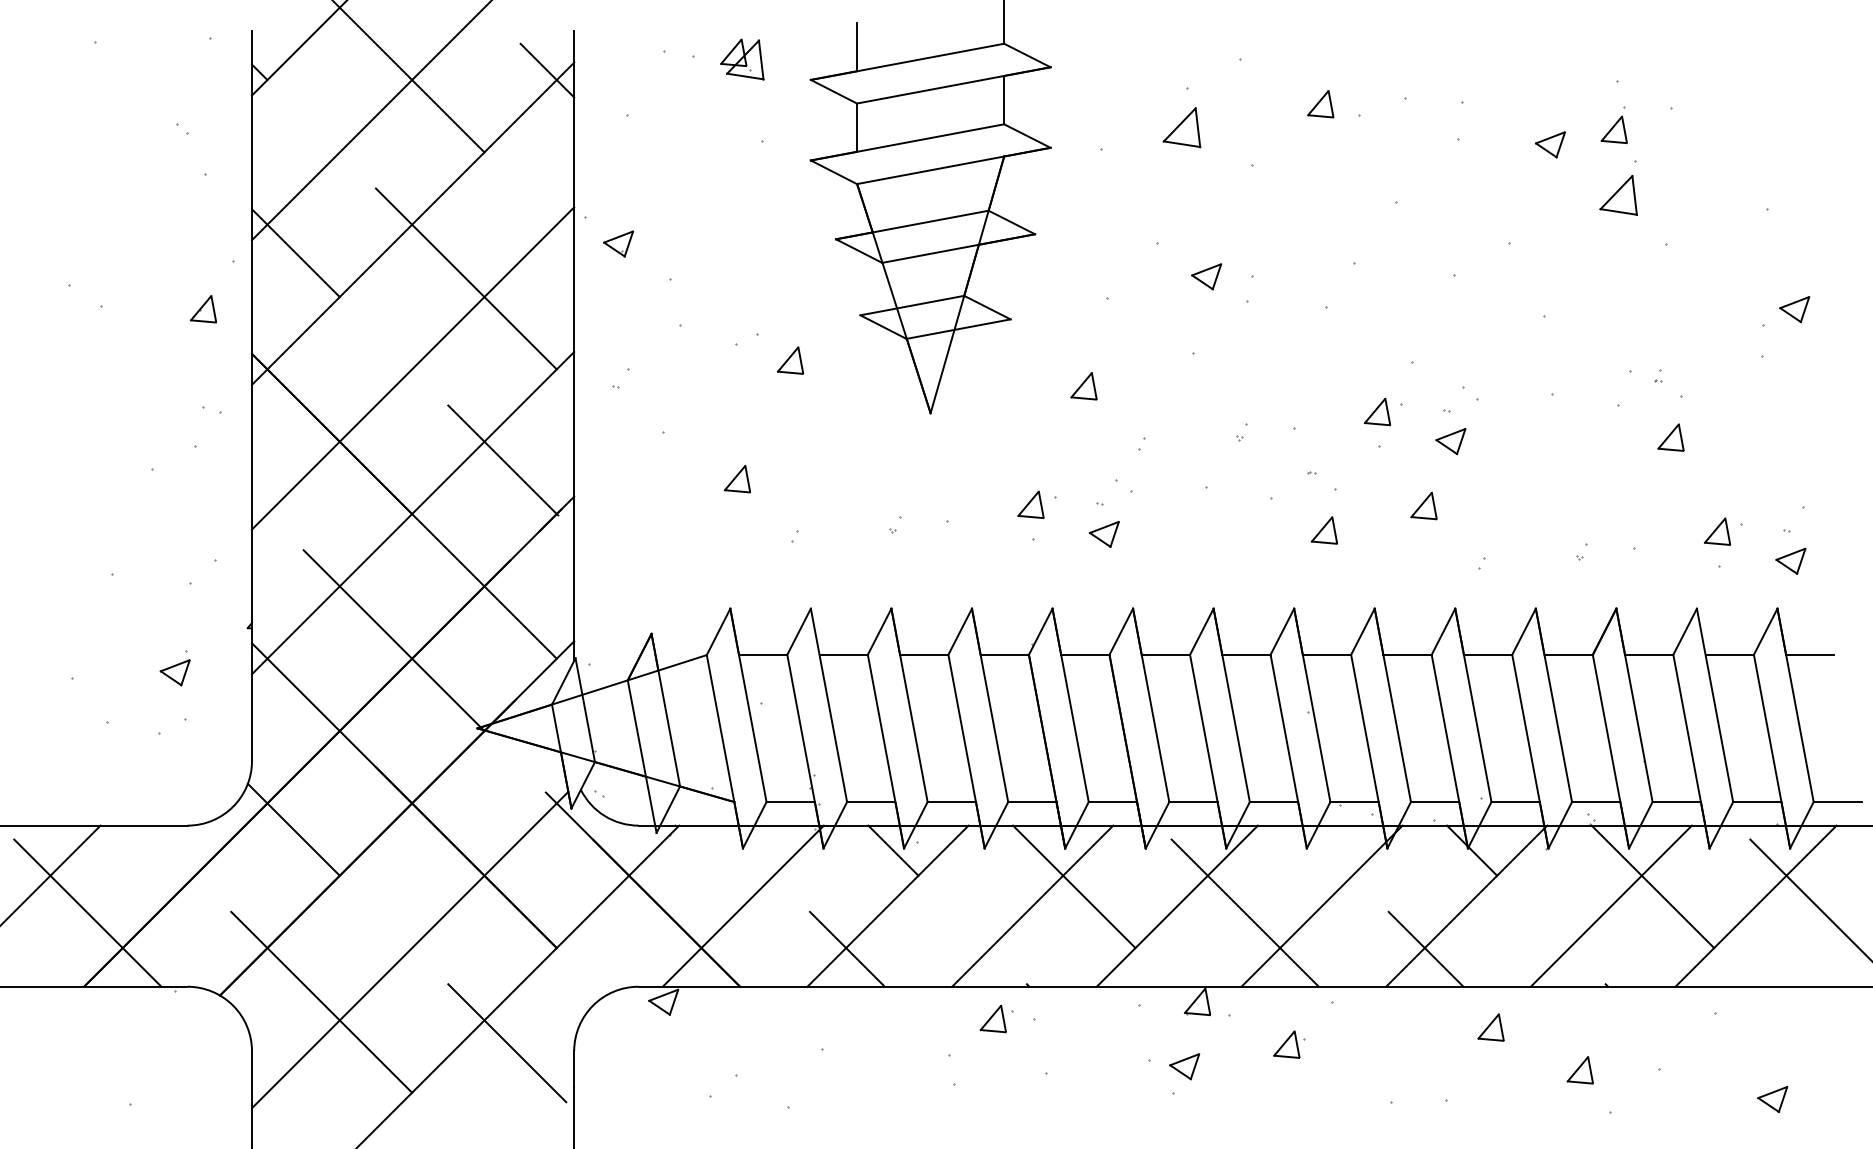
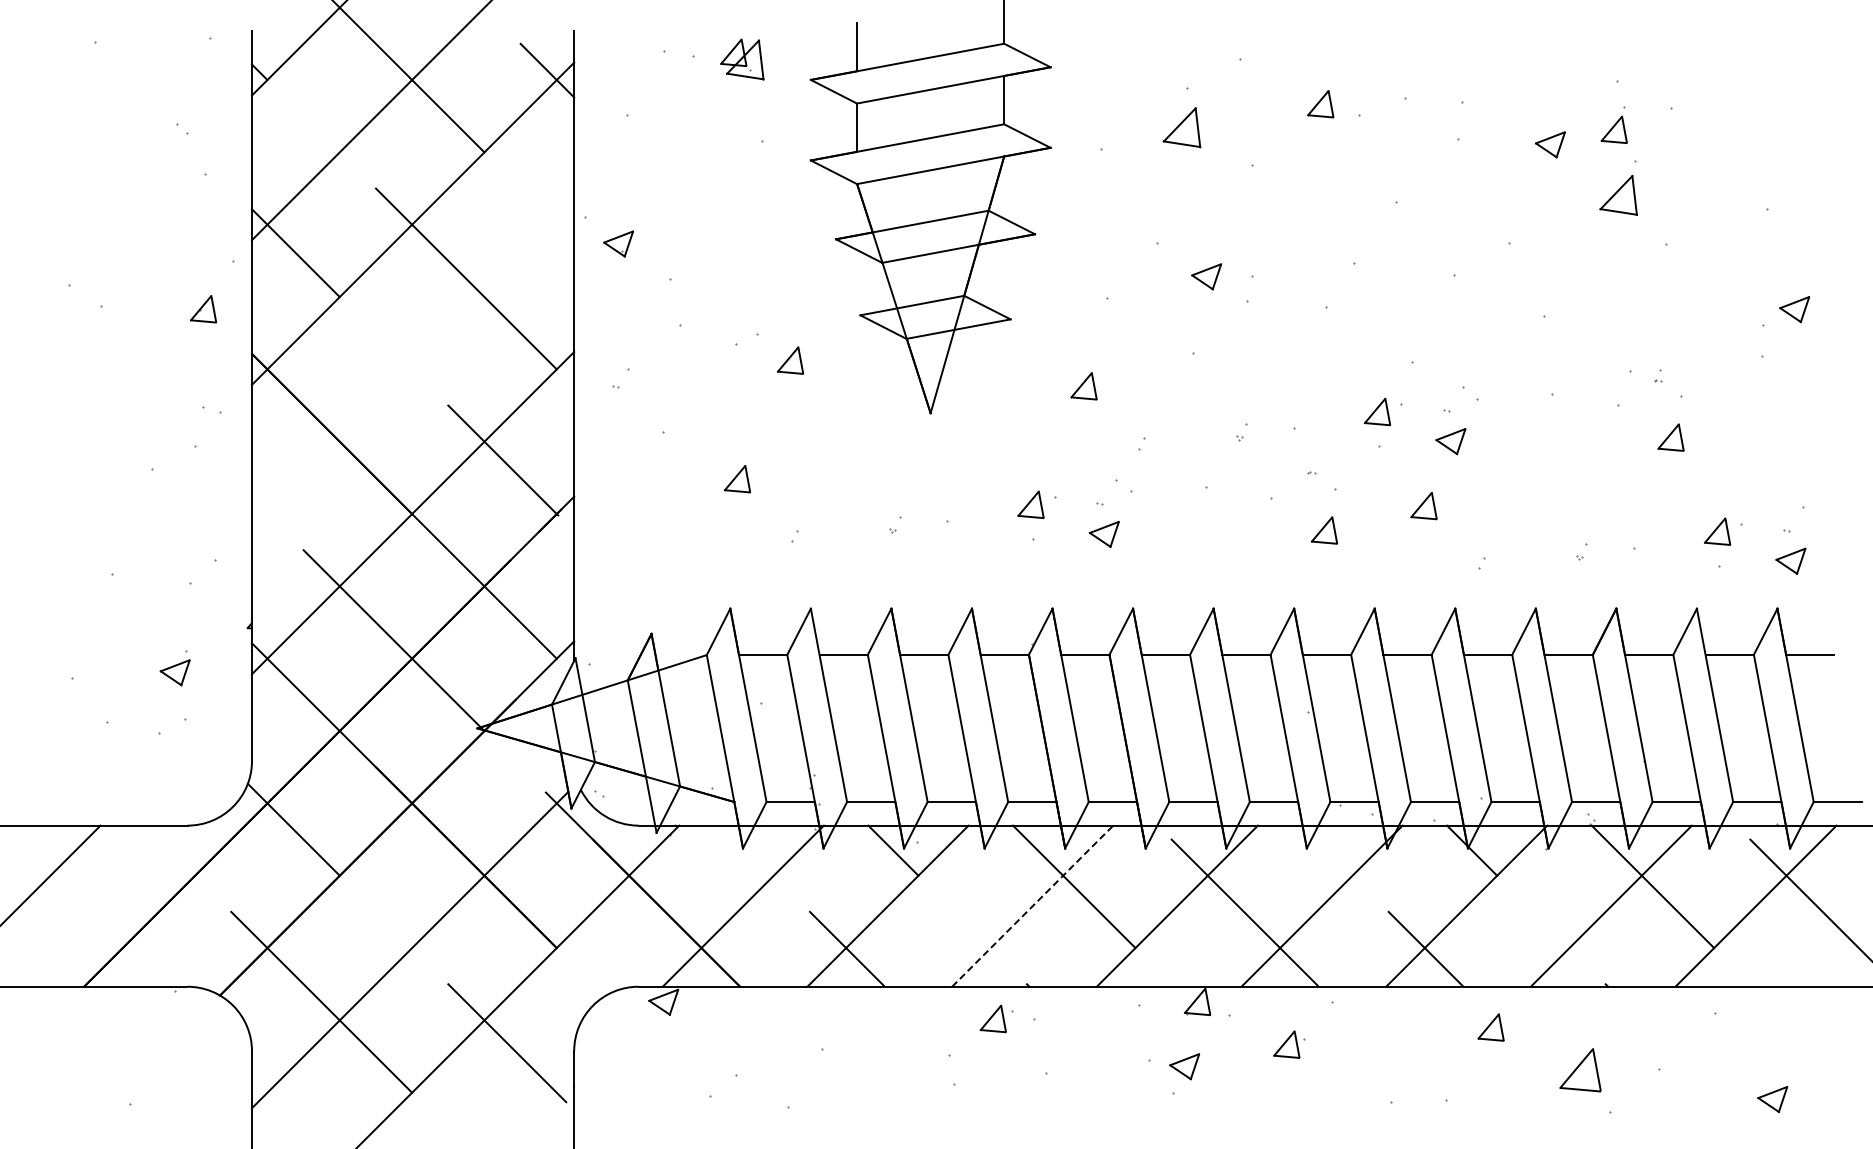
line: present -> none (412, 368)
line: solid -> dashed (1032, 906)
line: present -> none (87, 912)
part size: 28x29 px -> 43x45 px (1580, 1070)
